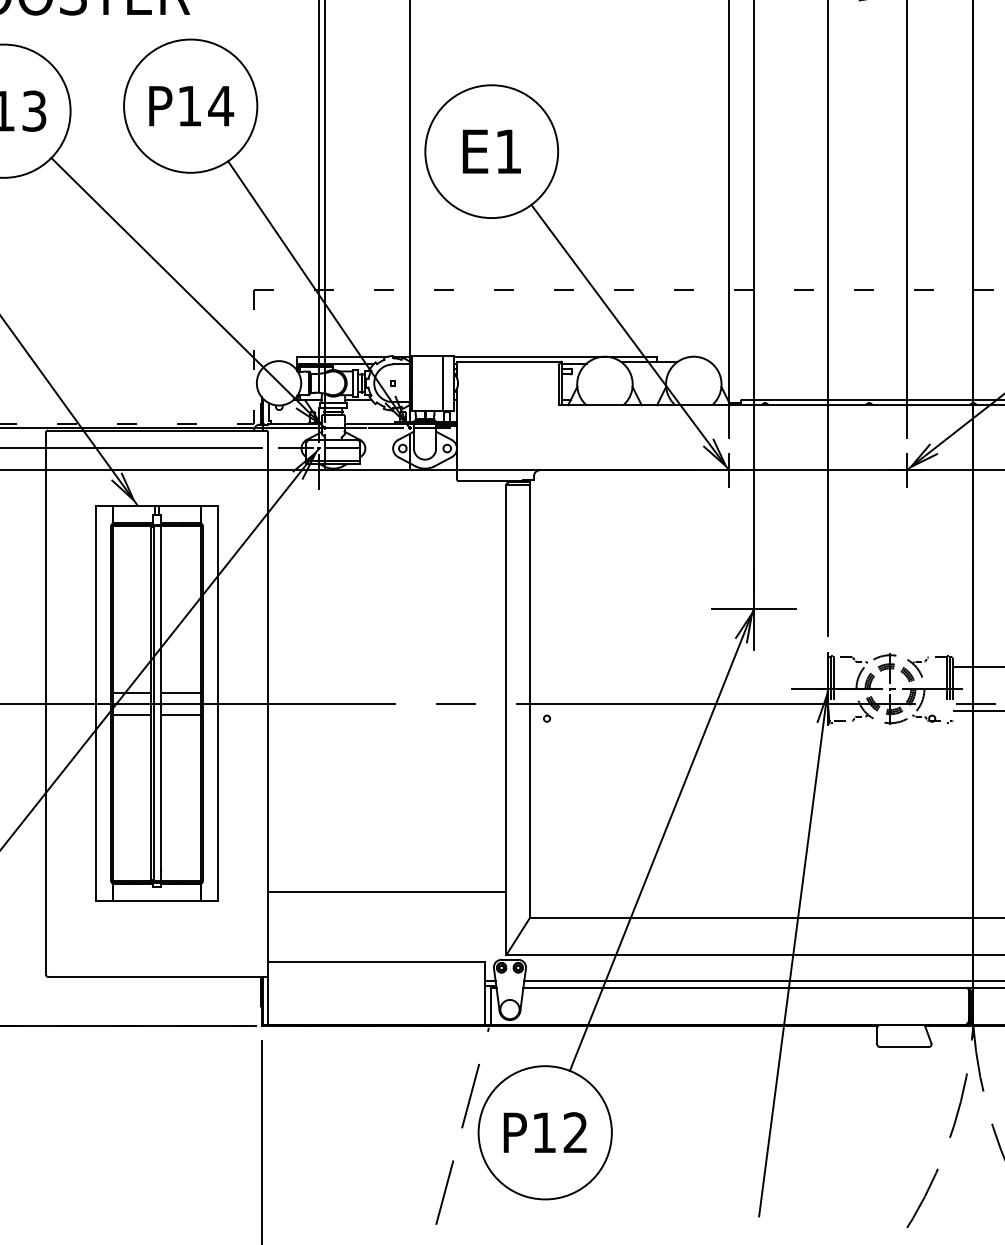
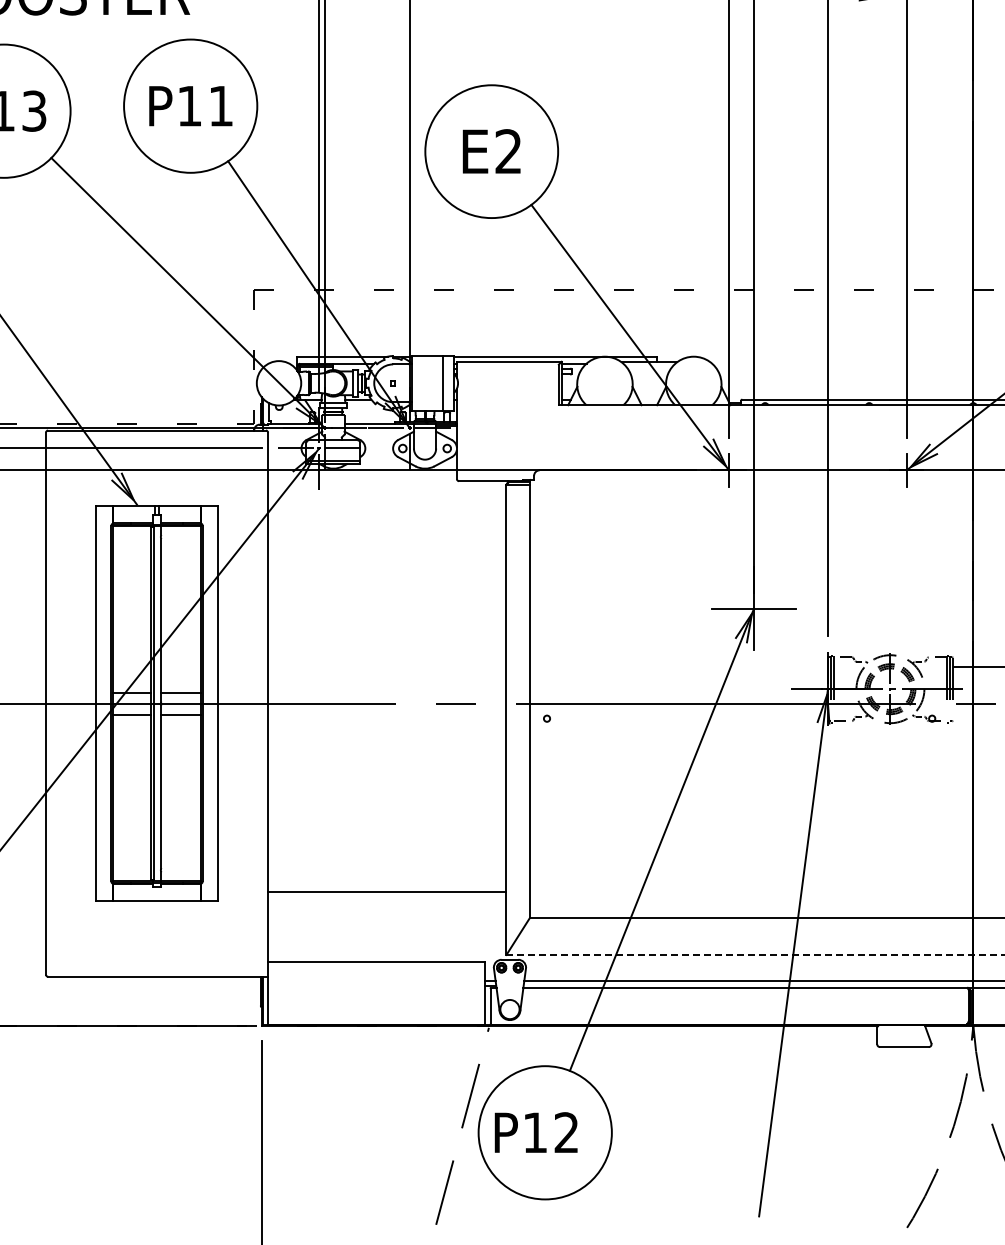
text: P14 -> P11 (221, 106)
text: E1 -> E2 (507, 151)
line: present -> none (976, 711)
line: solid -> dashed (755, 954)
text position: (544, 1132) -> (535, 1132) (535, 1132)
